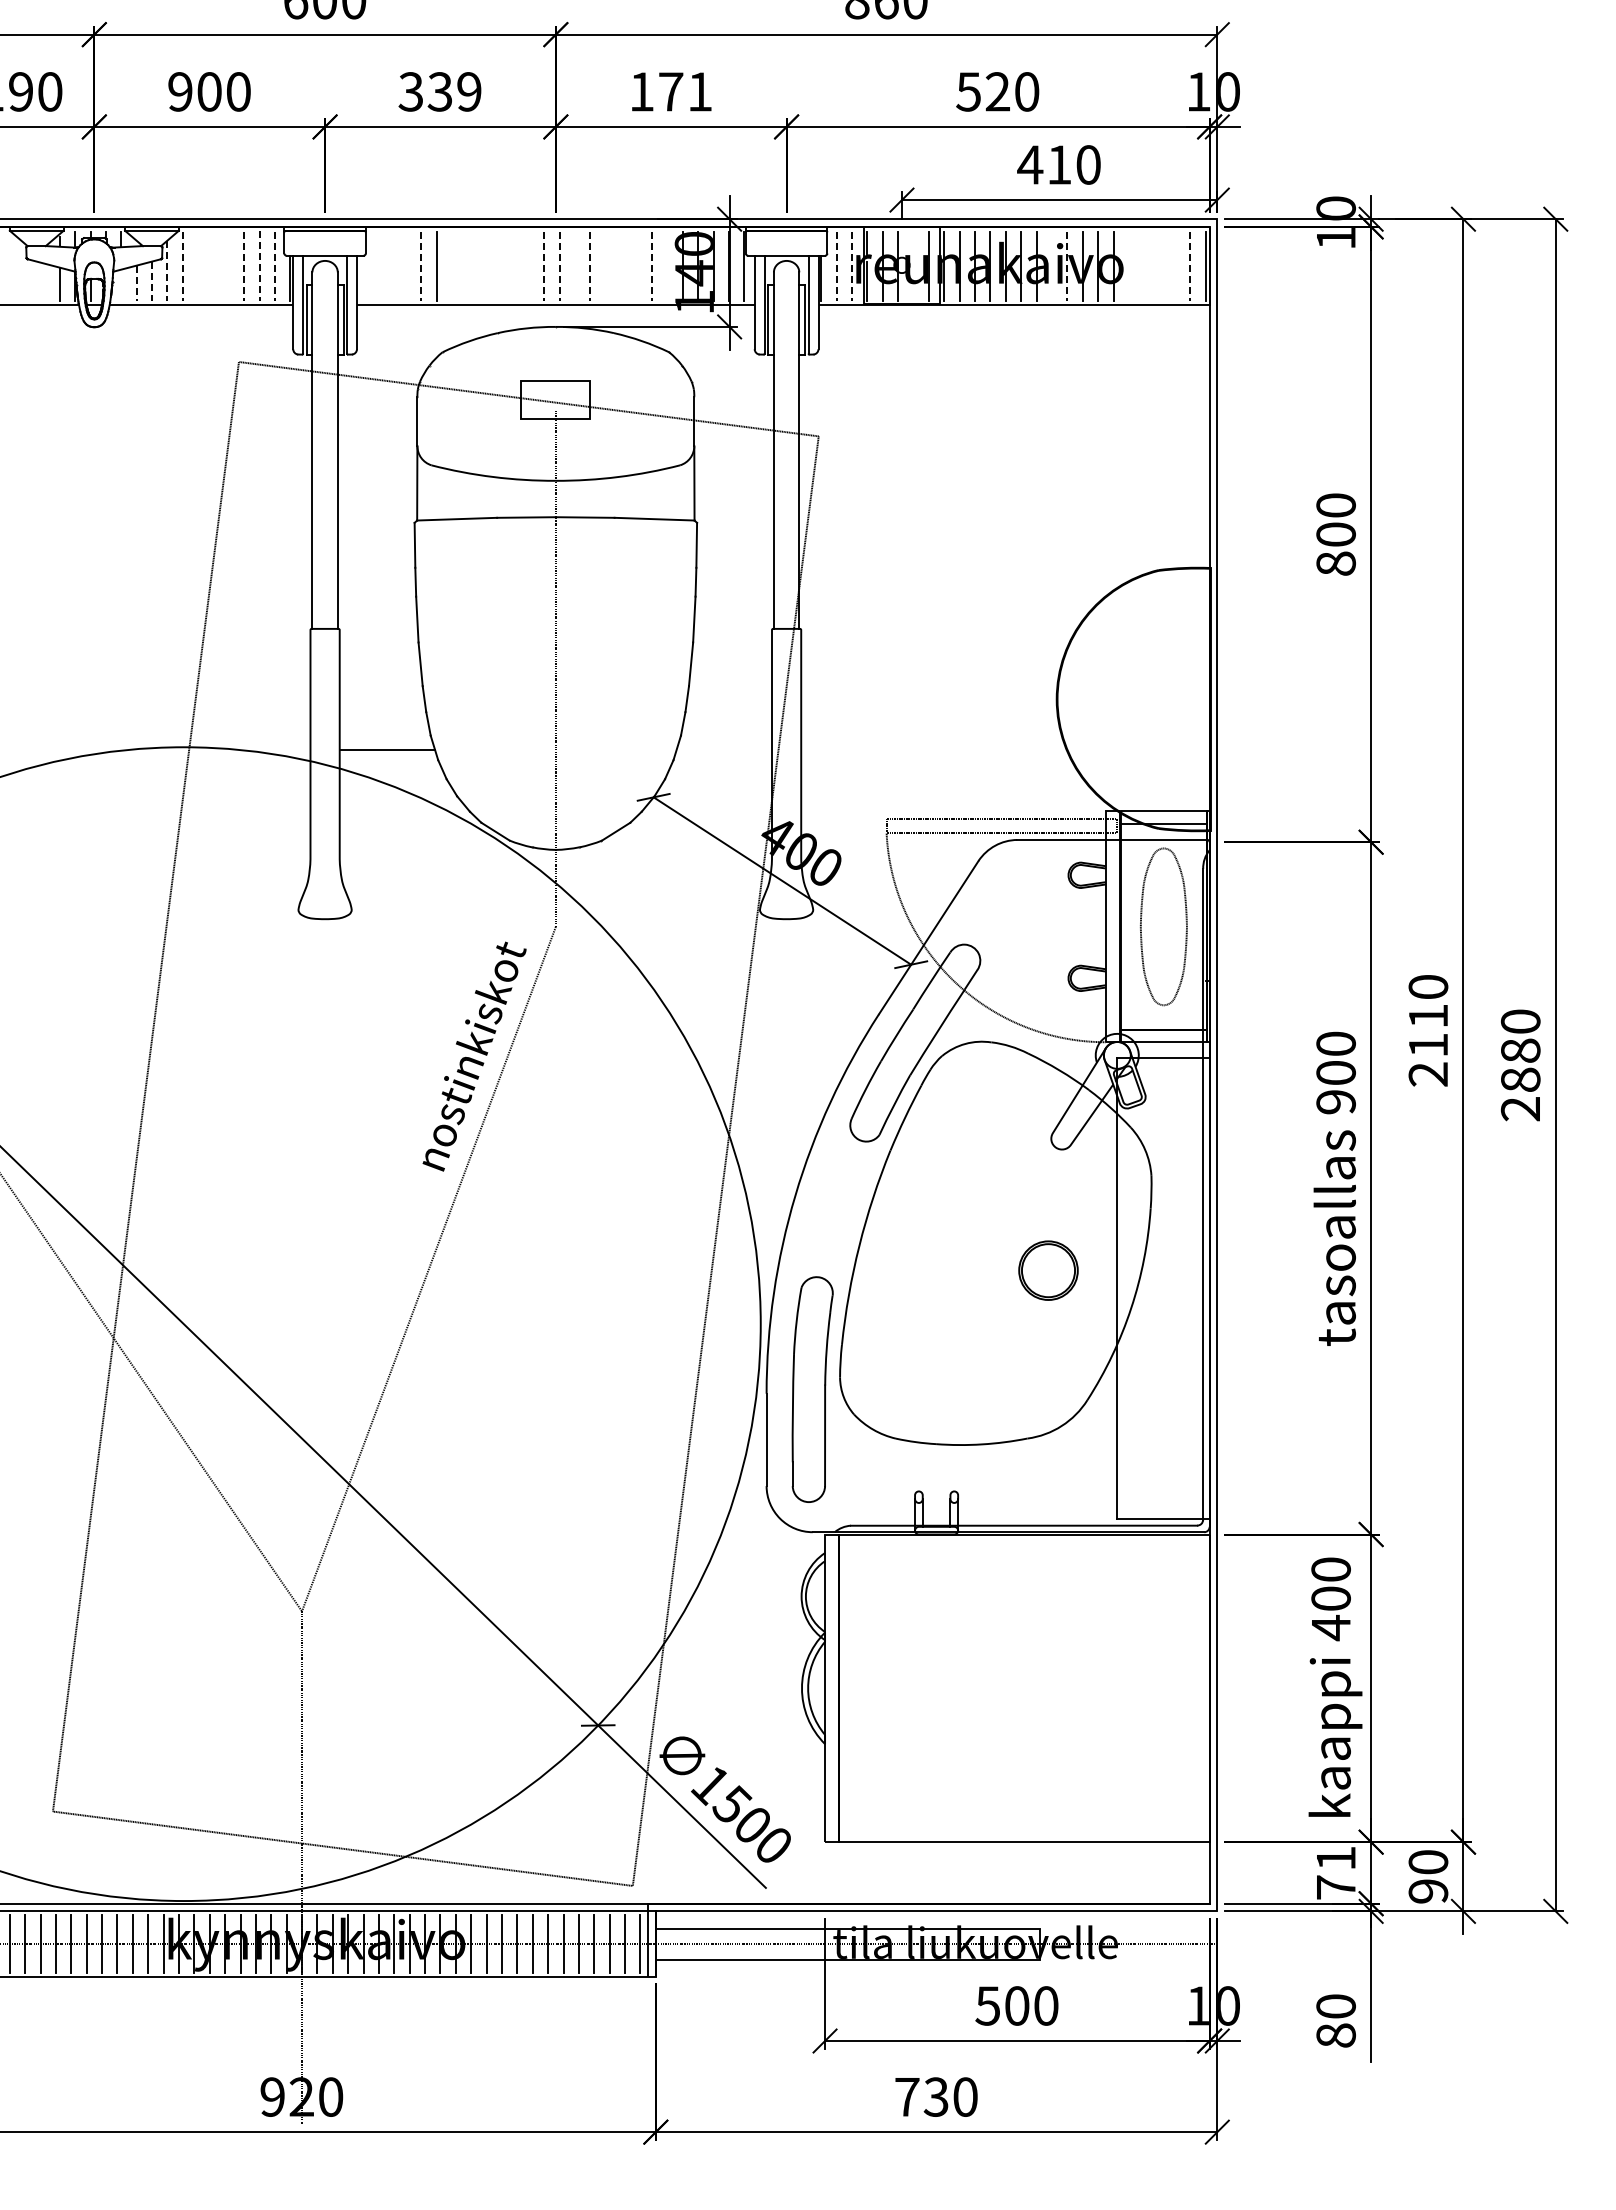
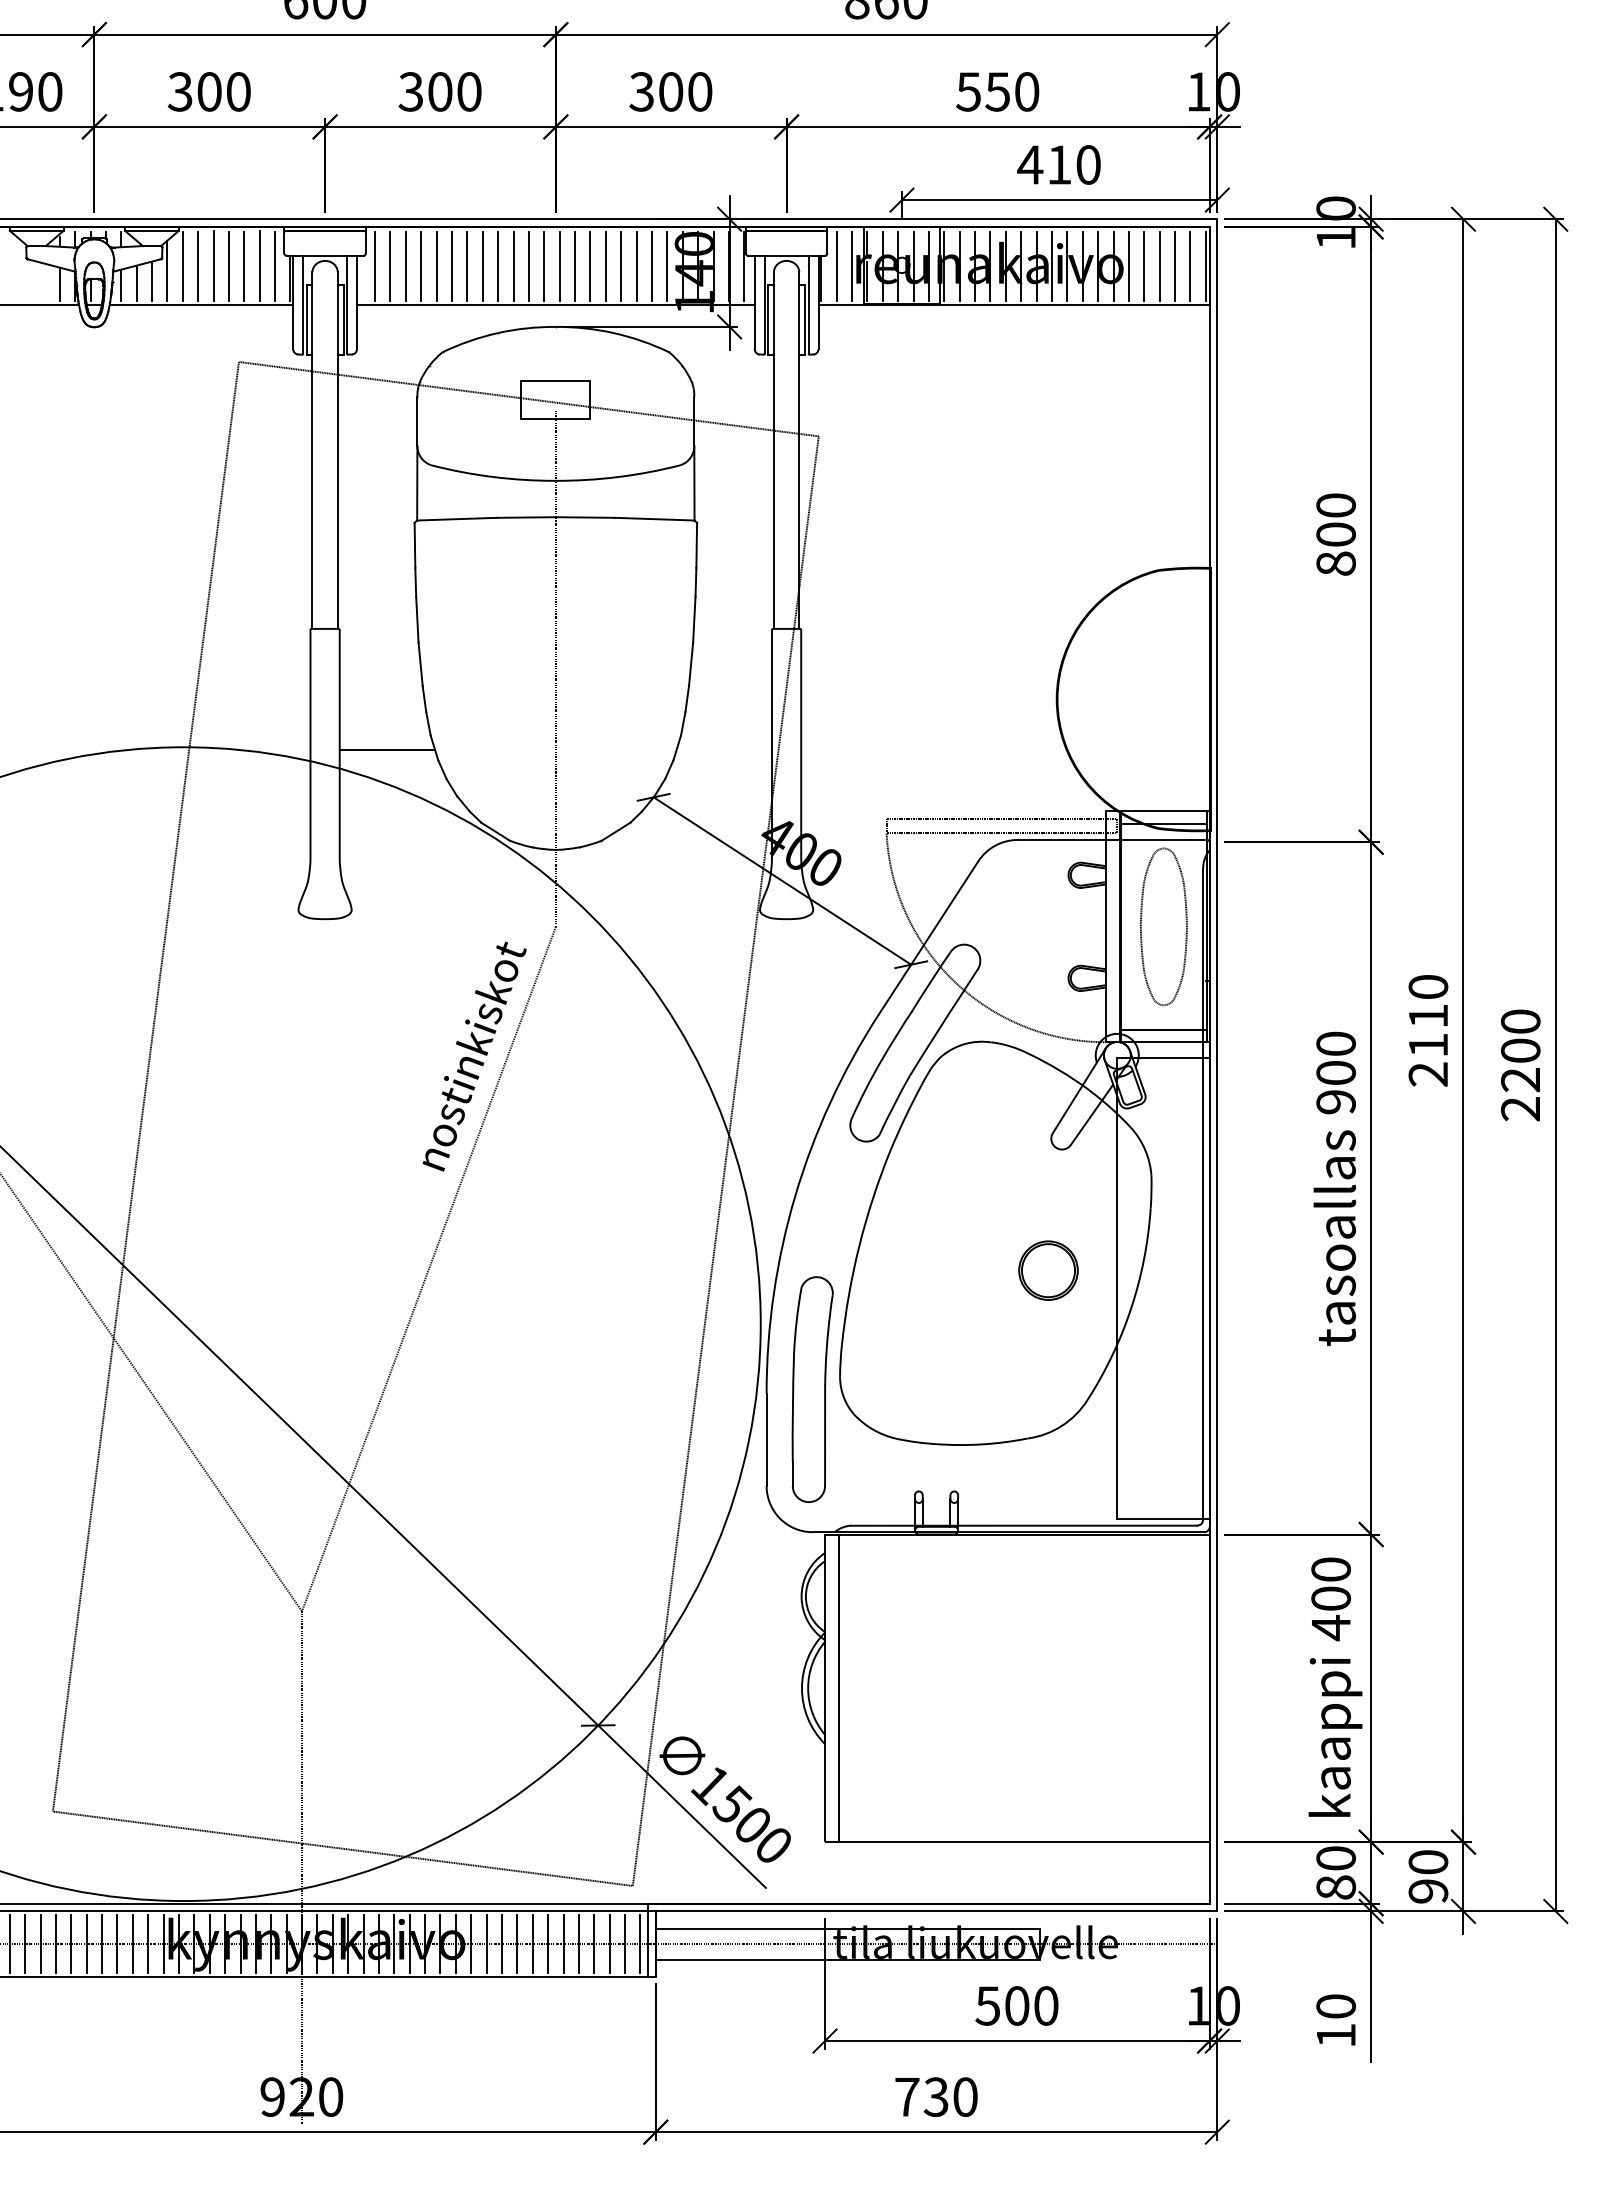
text: 900 -> 300 (179, 91)
text: 339 -> 300 (454, 91)
text: 171 -> 300 (670, 91)
text: 520 -> 550 (997, 91)
line: none -> present (198, 265)
line: none -> present (213, 265)
line: none -> present (228, 265)
line: dashed -> solid (259, 265)
line: none -> present (375, 265)
line: none -> present (390, 265)
line: none -> present (405, 265)
line: none -> present (452, 265)
line: none -> present (467, 265)
line: none -> present (482, 265)
line: none -> present (498, 265)
line: none -> present (513, 265)
line: none -> present (528, 265)
line: none -> present (575, 265)
line: none -> present (605, 265)
line: none -> present (621, 265)
line: none -> present (636, 265)
line: none -> present (667, 265)
line: none -> present (913, 265)
line: none -> present (1051, 265)
line: none -> present (1128, 265)
line: none -> present (1144, 265)
line: none -> present (1159, 265)
line: none -> present (1175, 265)
line: dashed -> solid (182, 266)
line: dashed -> solid (244, 266)
line: dashed -> solid (275, 266)
line: dashed -> solid (421, 266)
line: dashed -> solid (544, 266)
line: dashed -> solid (559, 266)
line: dashed -> solid (590, 266)
line: dashed -> solid (652, 266)
line: dashed -> solid (836, 266)
line: dashed -> solid (851, 266)
line: dashed -> solid (1067, 266)
line: dashed -> solid (1190, 266)
line: dashed -> solid (167, 271)
line: dashed -> solid (152, 281)
line: dashed -> solid (136, 283)
line: none -> present (121, 284)
text: 2880 -> 2200 (1520, 1065)
text: 71 -> 80 (1335, 1872)
text: 80 -> 10 (1335, 2035)
